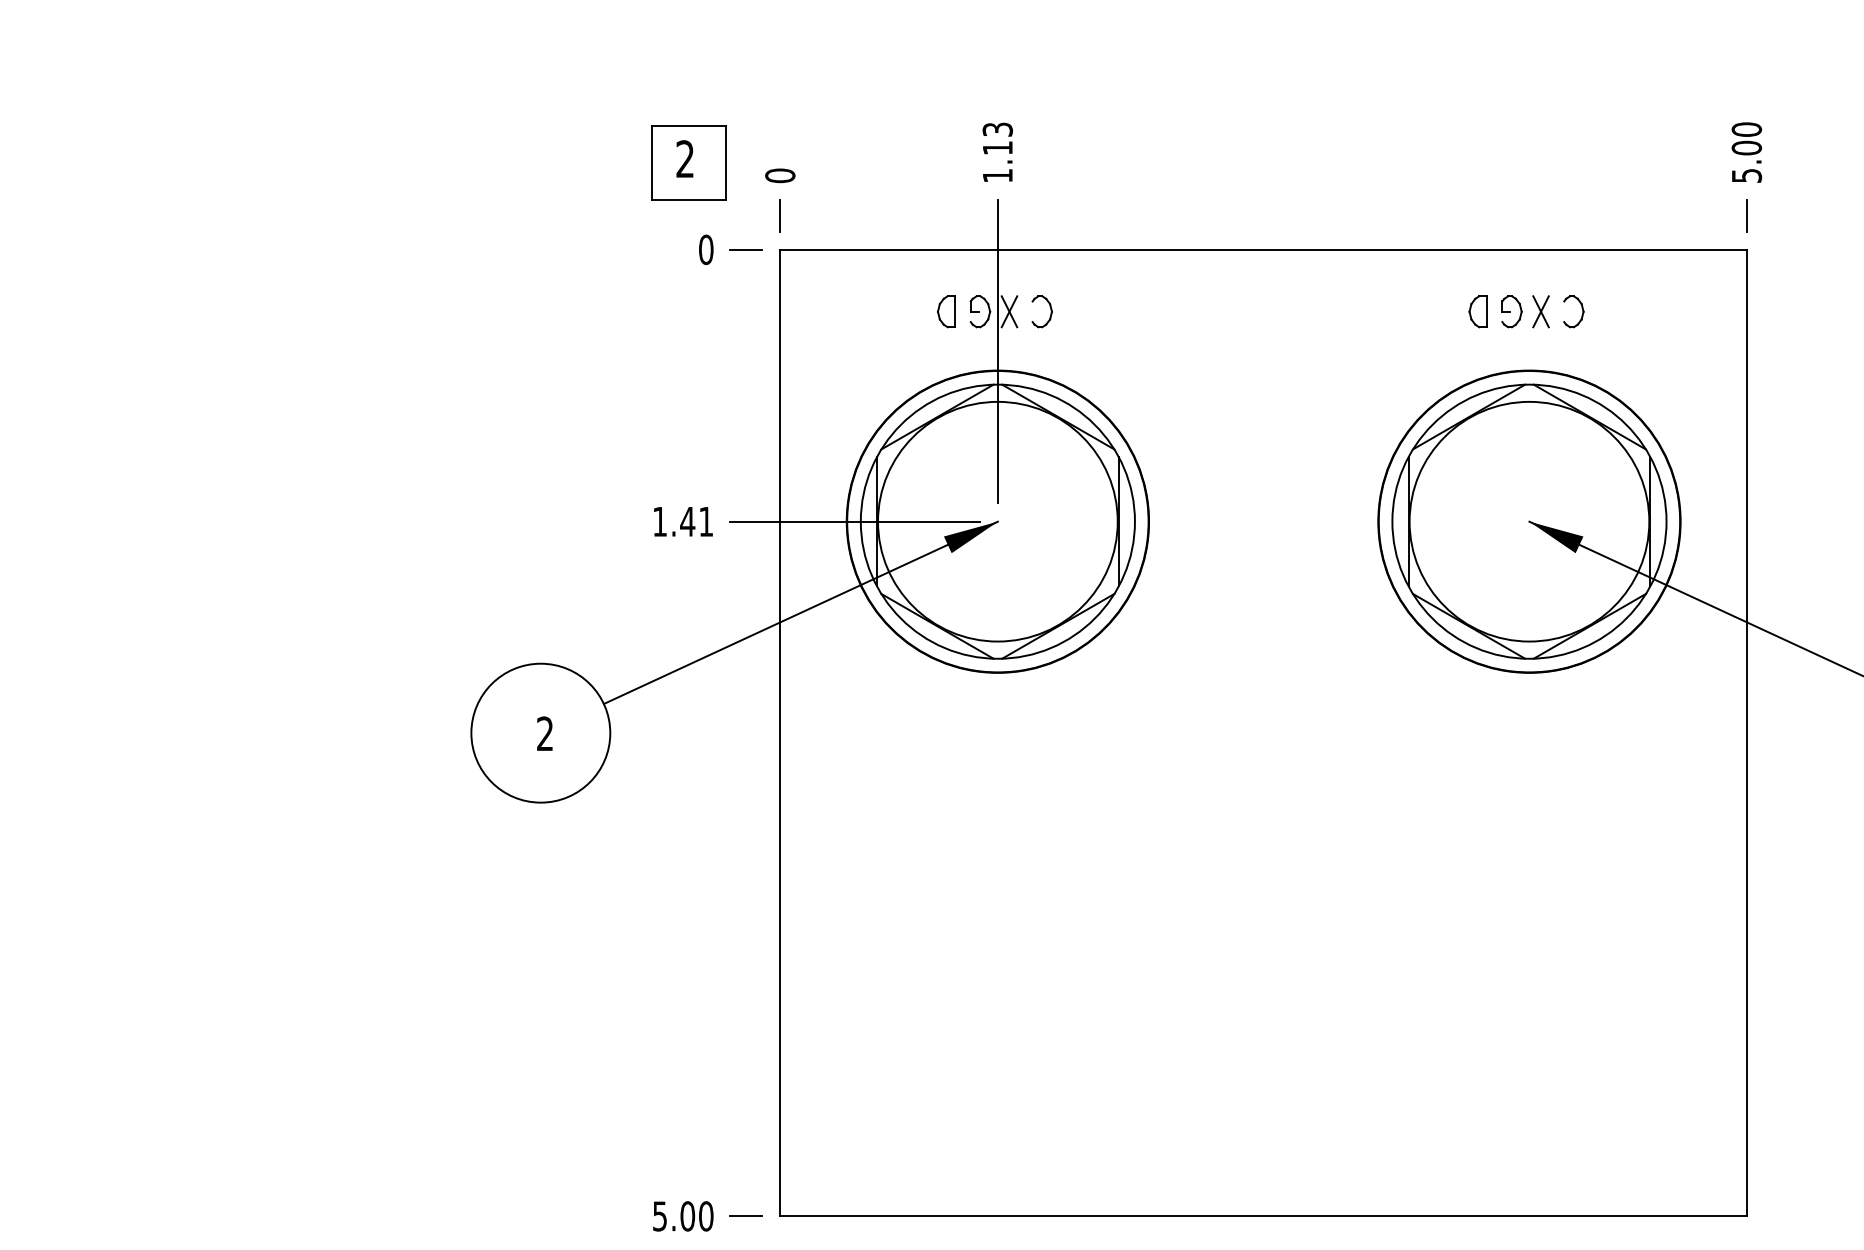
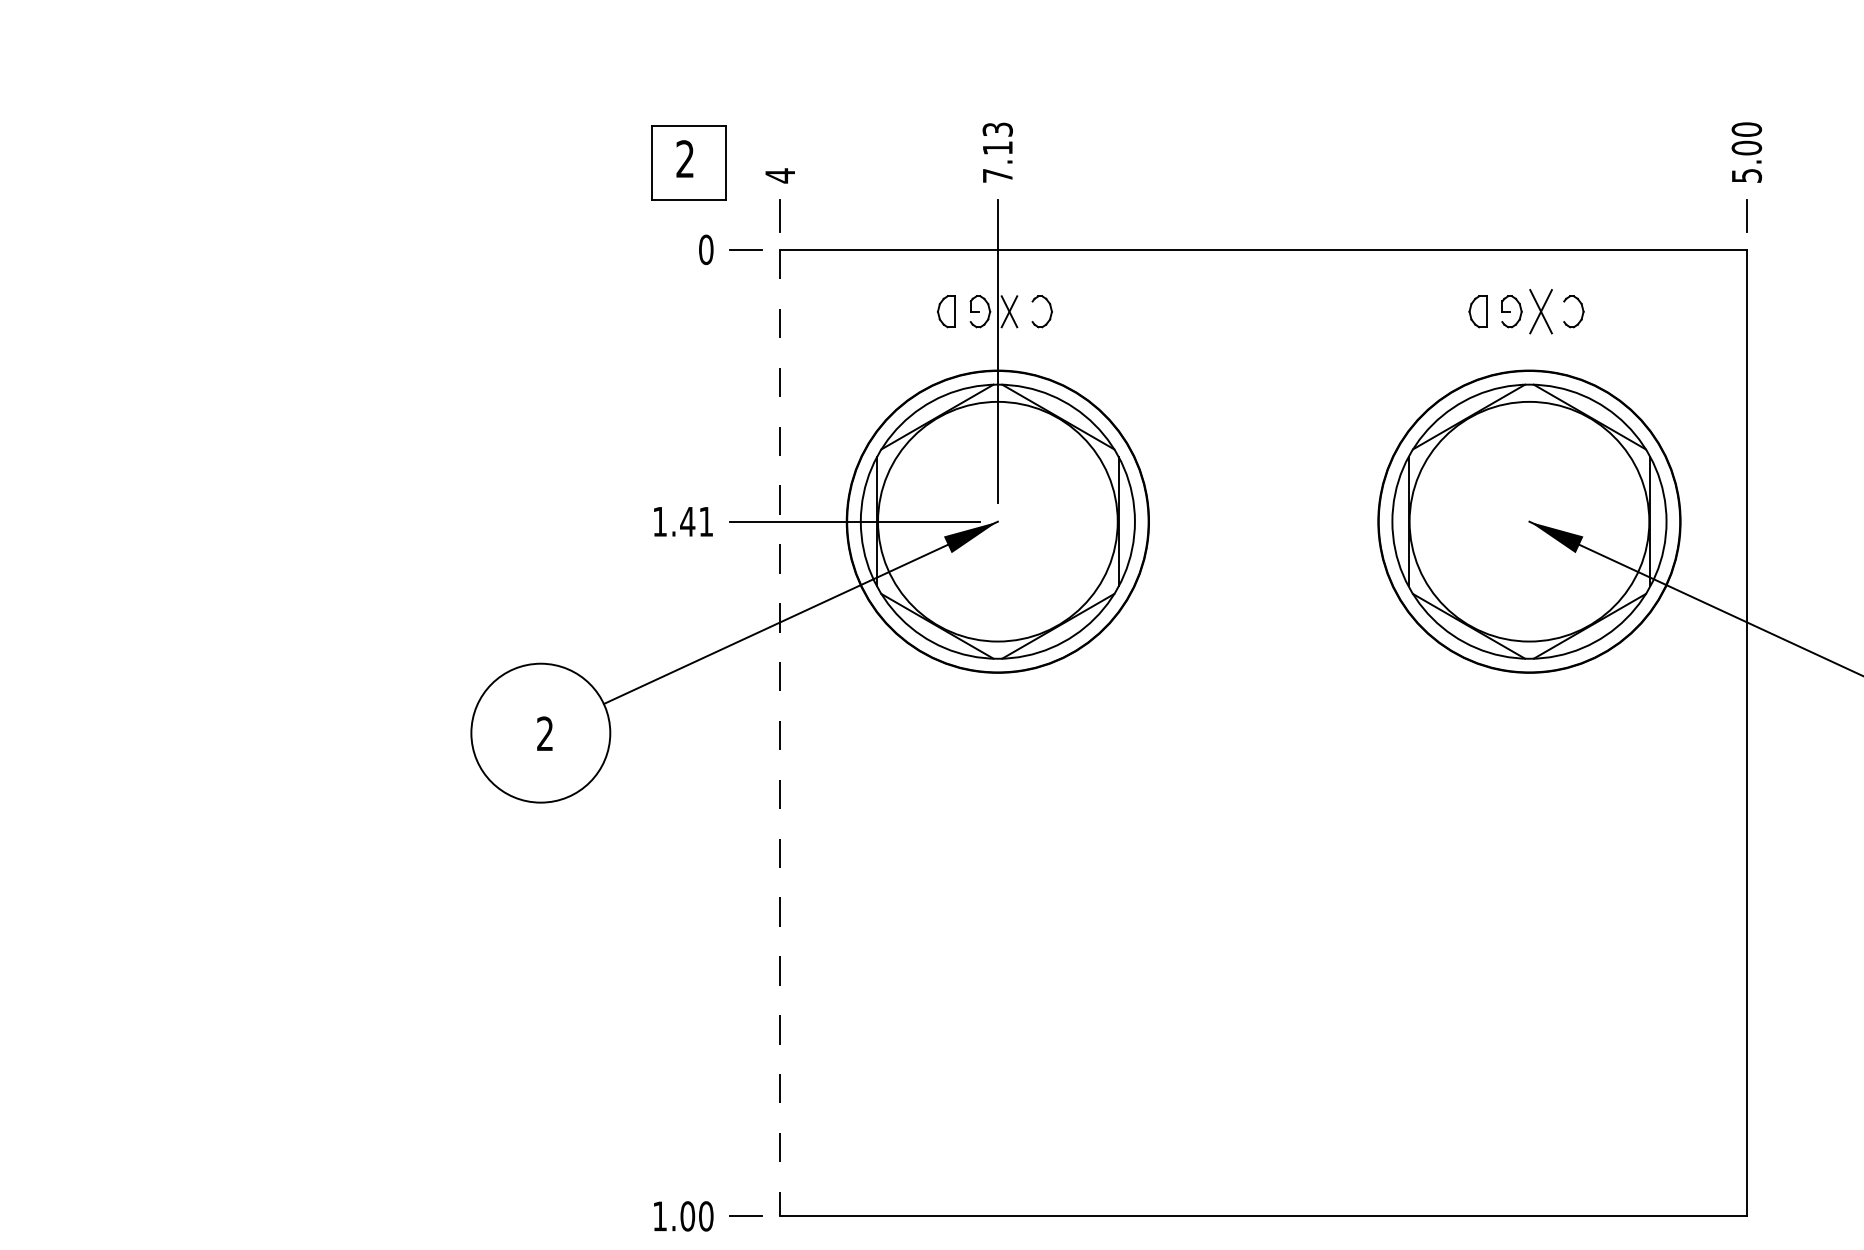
text: 0 -> 4 (780, 175)
text: 1.13 -> 7.13 (997, 175)
part size: 18x34 px -> 24x46 px (1540, 311)
line: solid -> dashed (780, 733)
text: 5.00 -> 1.00 (659, 1216)
